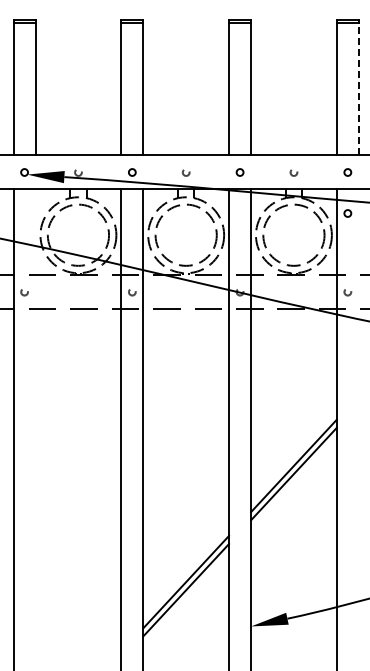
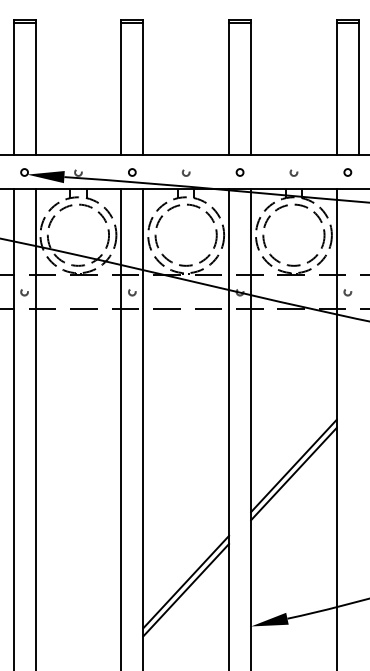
line: dashed -> solid (358, 88)
circle: present -> none (347, 213)
line: none -> present (35, 428)
